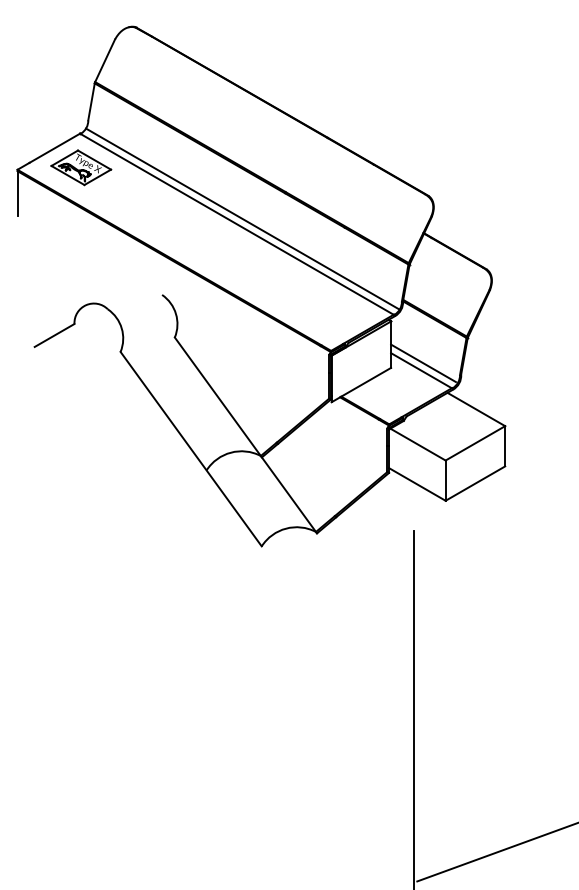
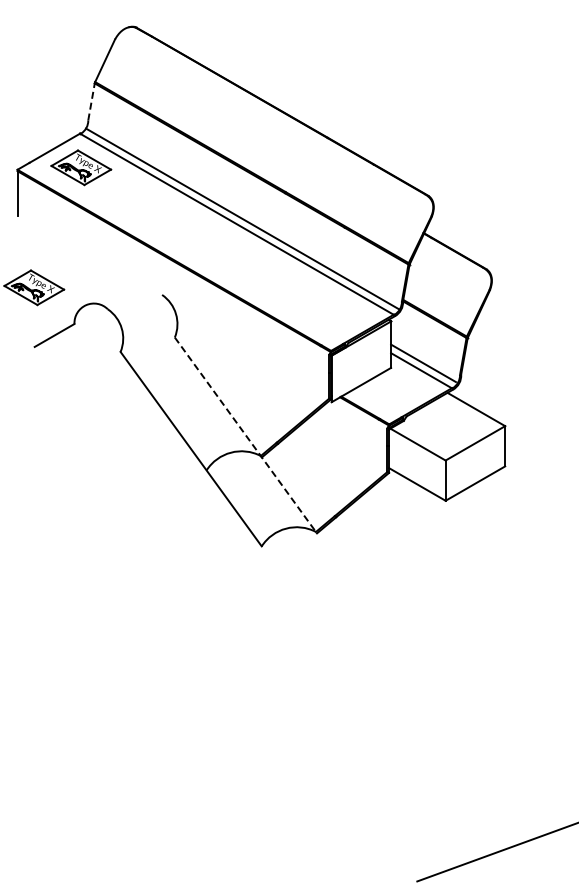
line: solid -> dashed (91, 101)
part: none -> present (34, 287)
line: solid -> dashed (246, 435)
line: present -> none (414, 708)
